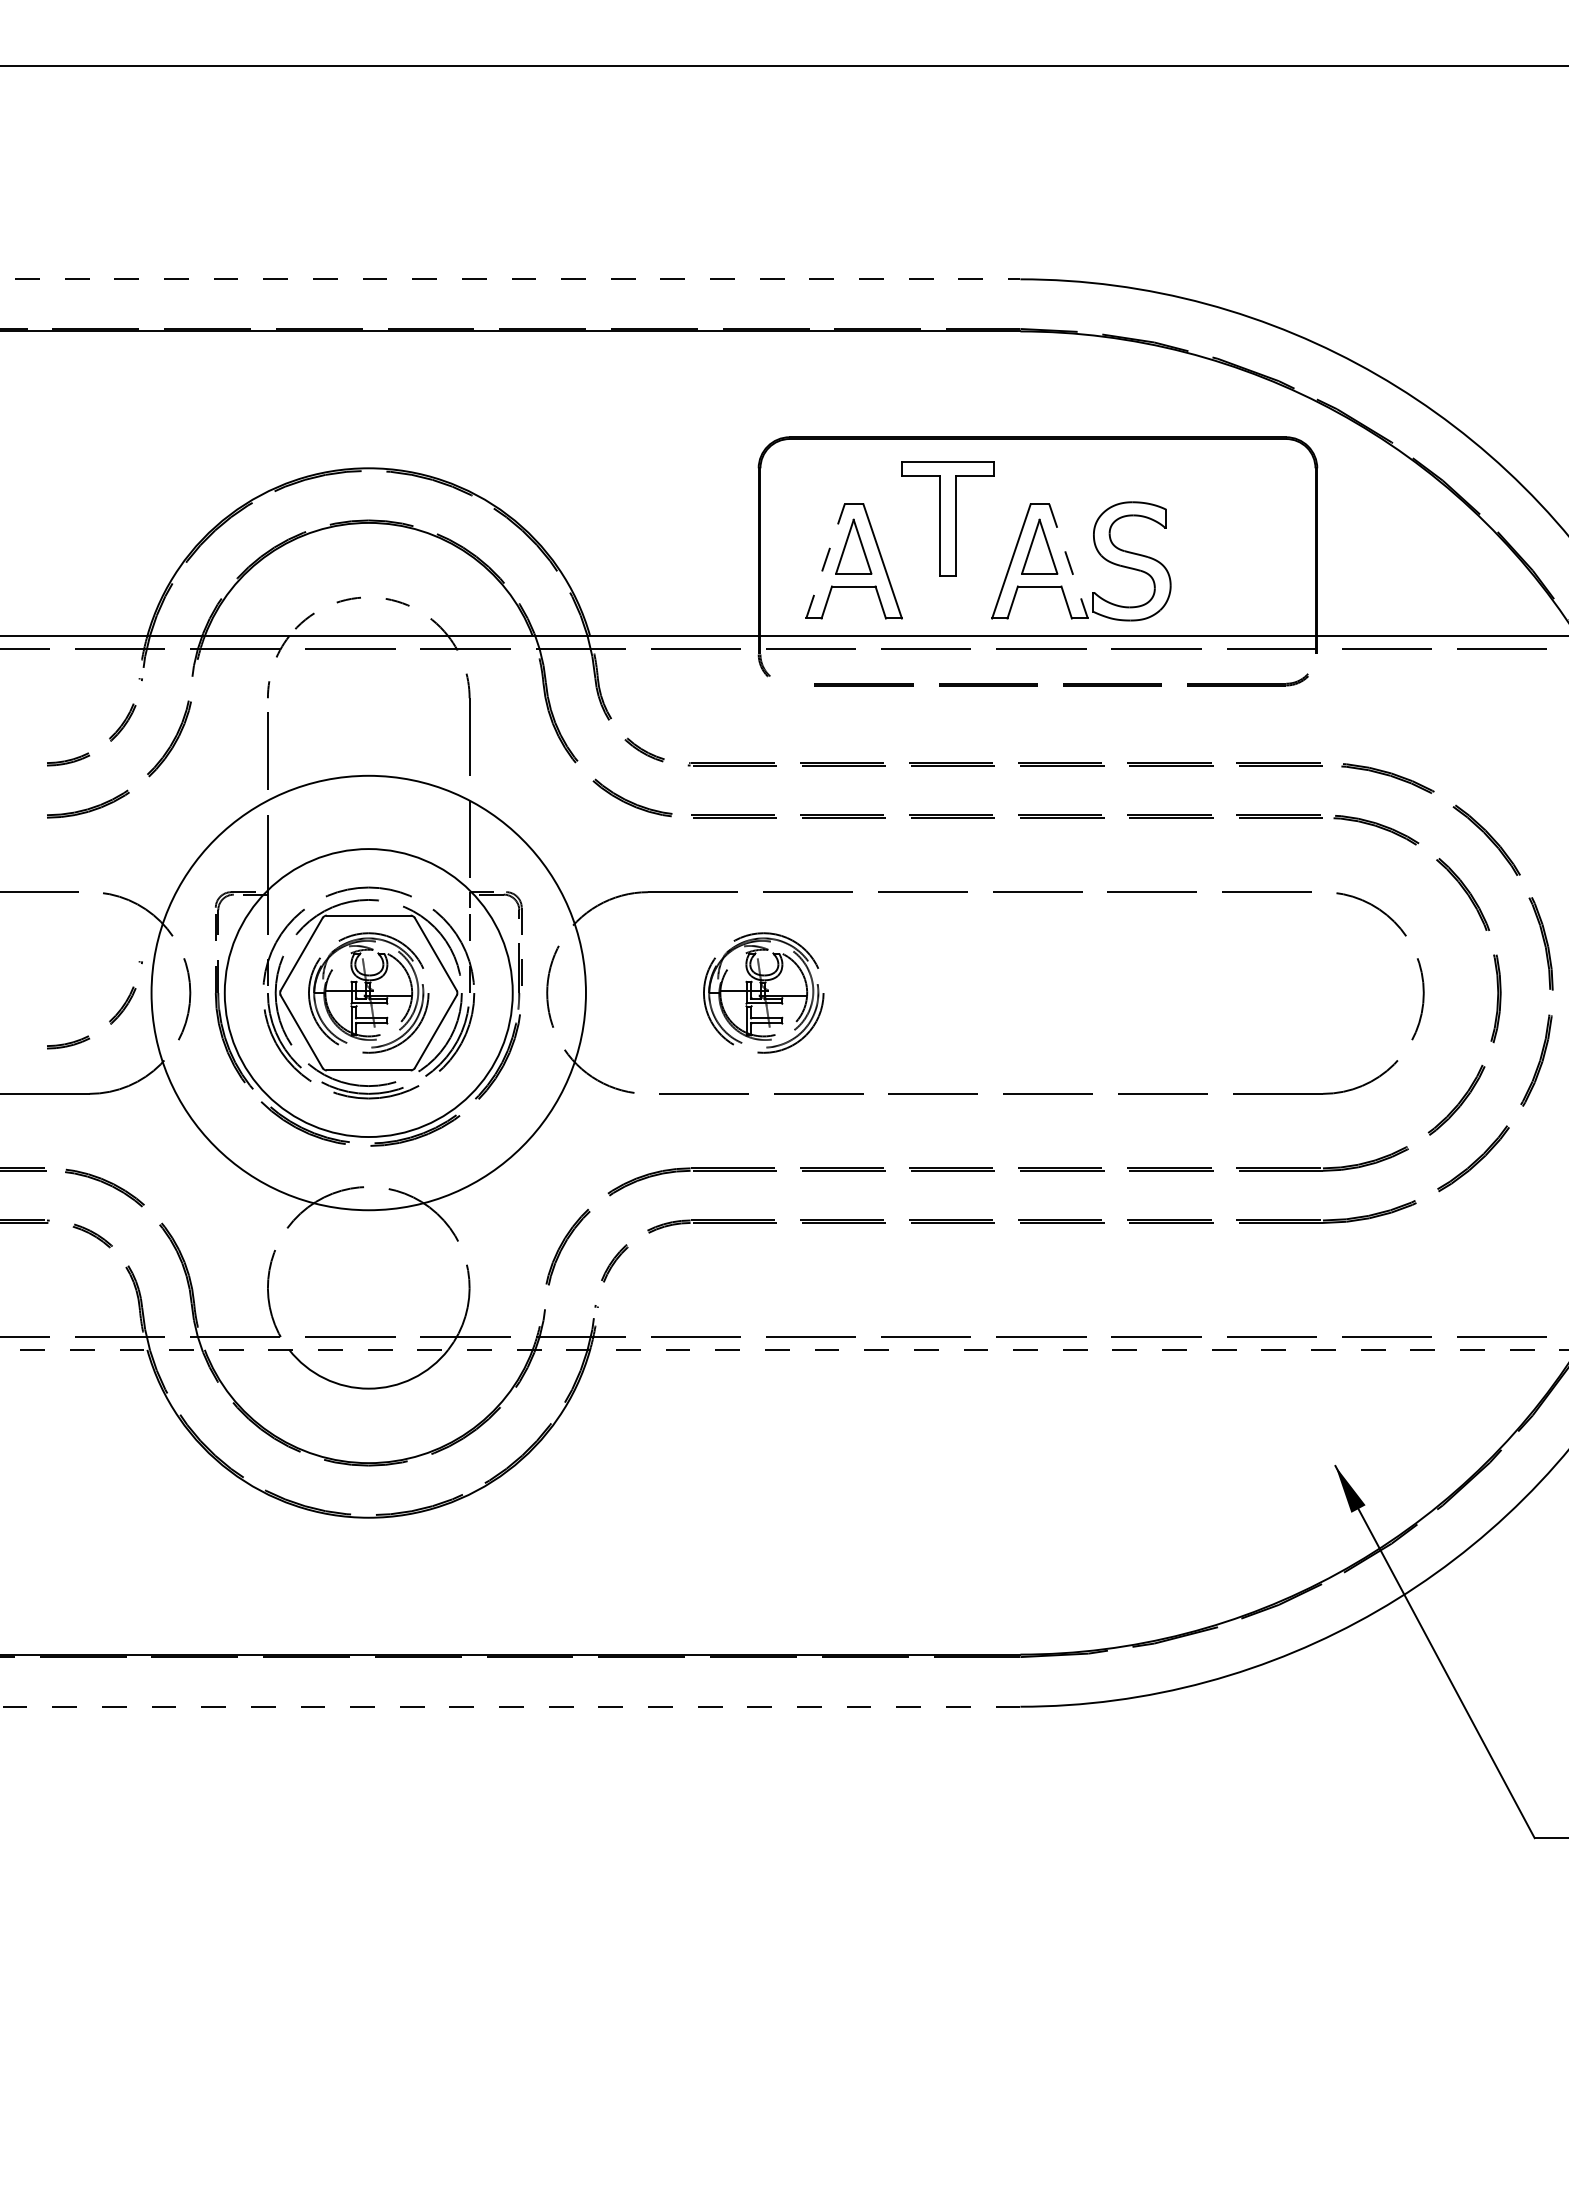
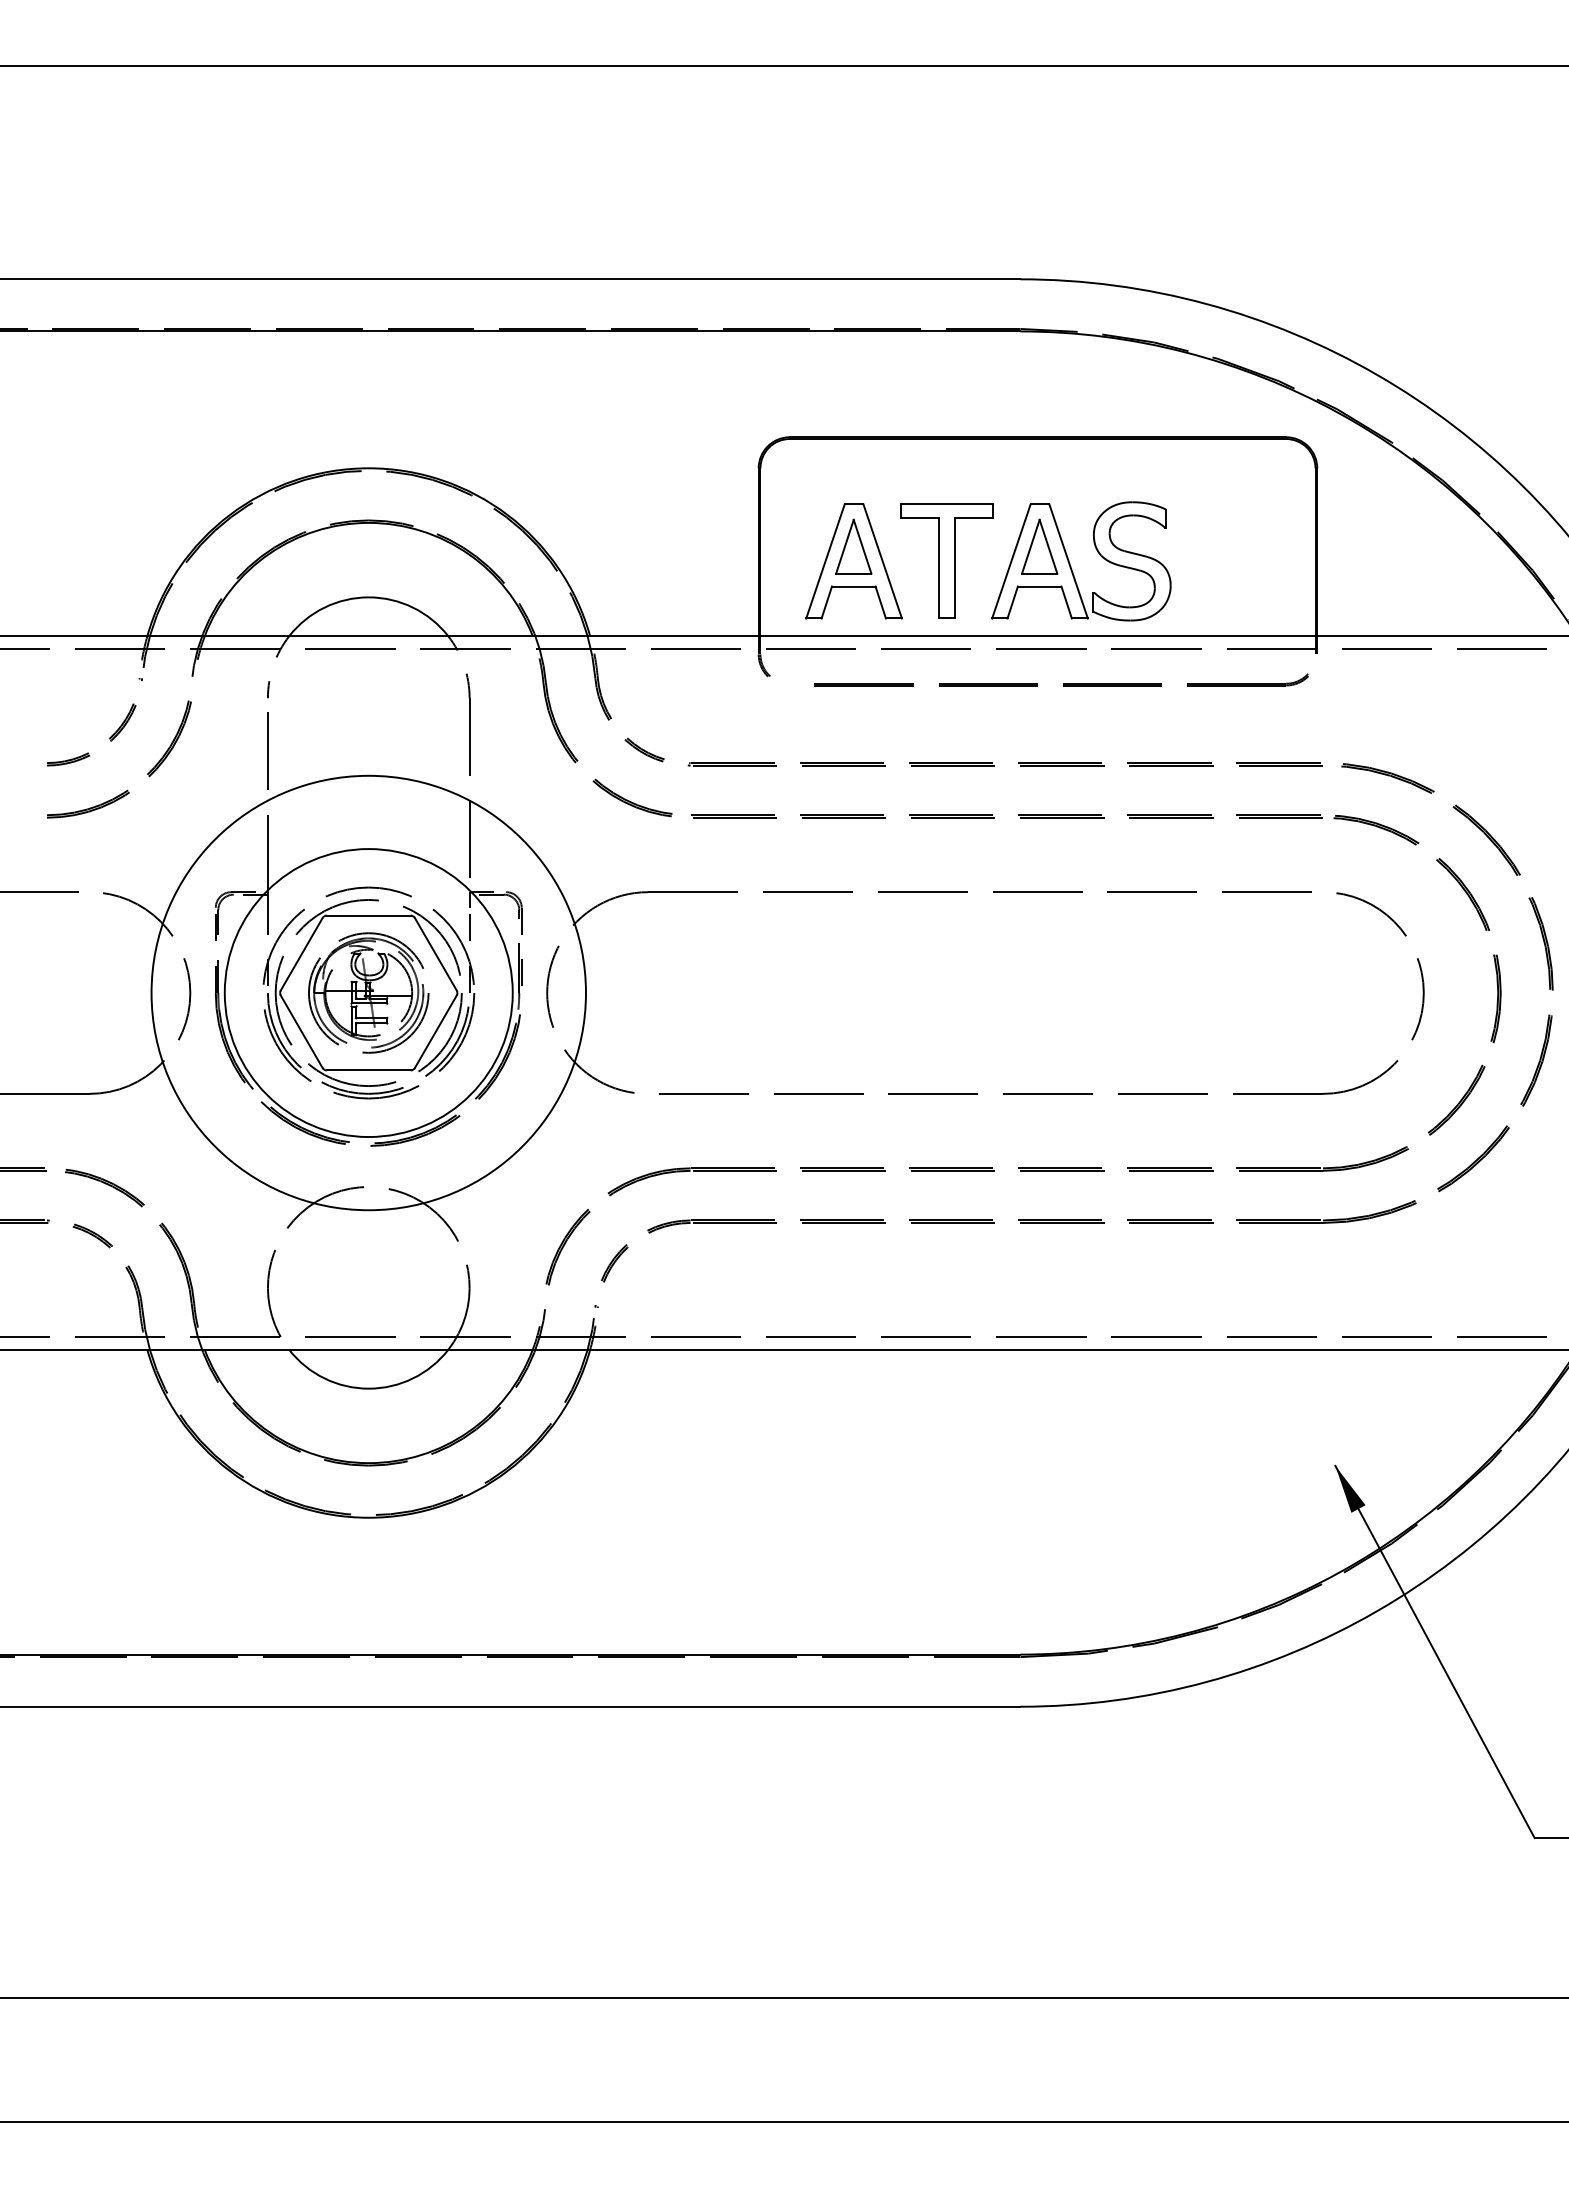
line: dashed -> solid (510, 279)
part position: (947, 518) -> (946, 560) (946, 560)
line: dashed -> solid (825, 560)
line: dashed -> solid (1068, 561)
arc: dashed -> solid (368, 597)
part: present -> none (763, 992)
part: present -> none (109, 1020)
line: dashed -> solid (784, 1349)
line: dashed -> solid (510, 1706)
line: none -> present (783, 1998)
line: none -> present (783, 2122)
